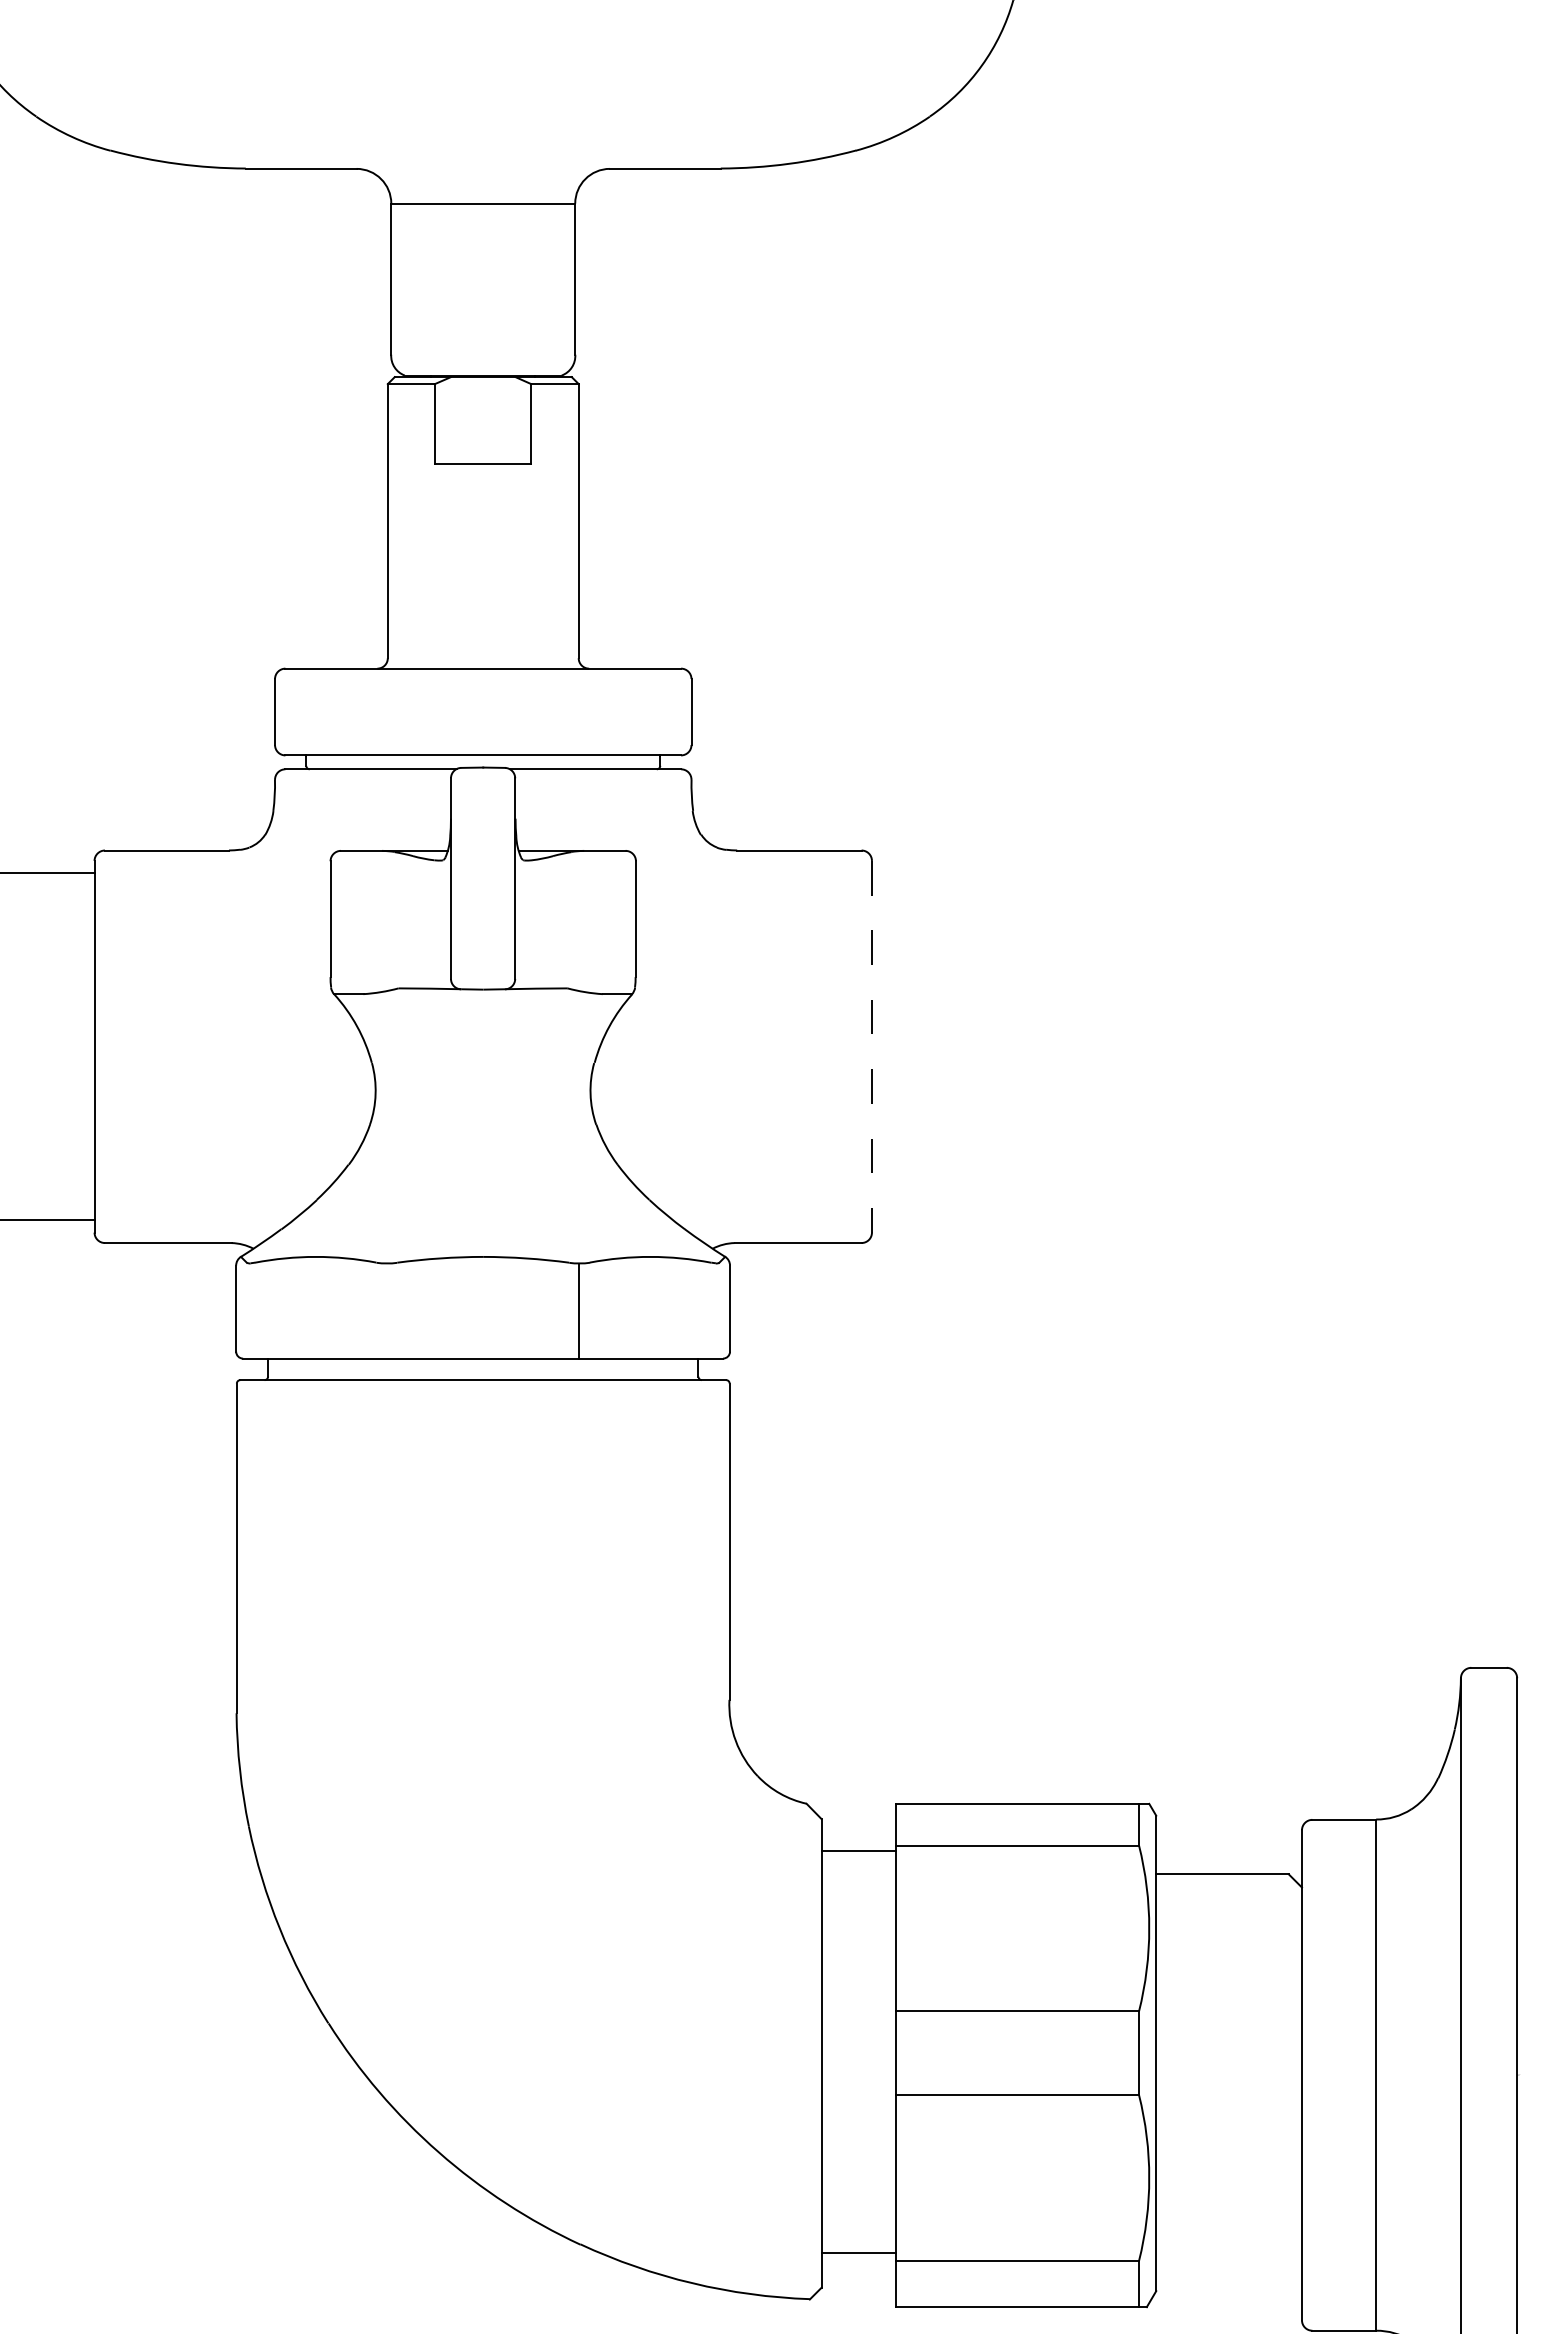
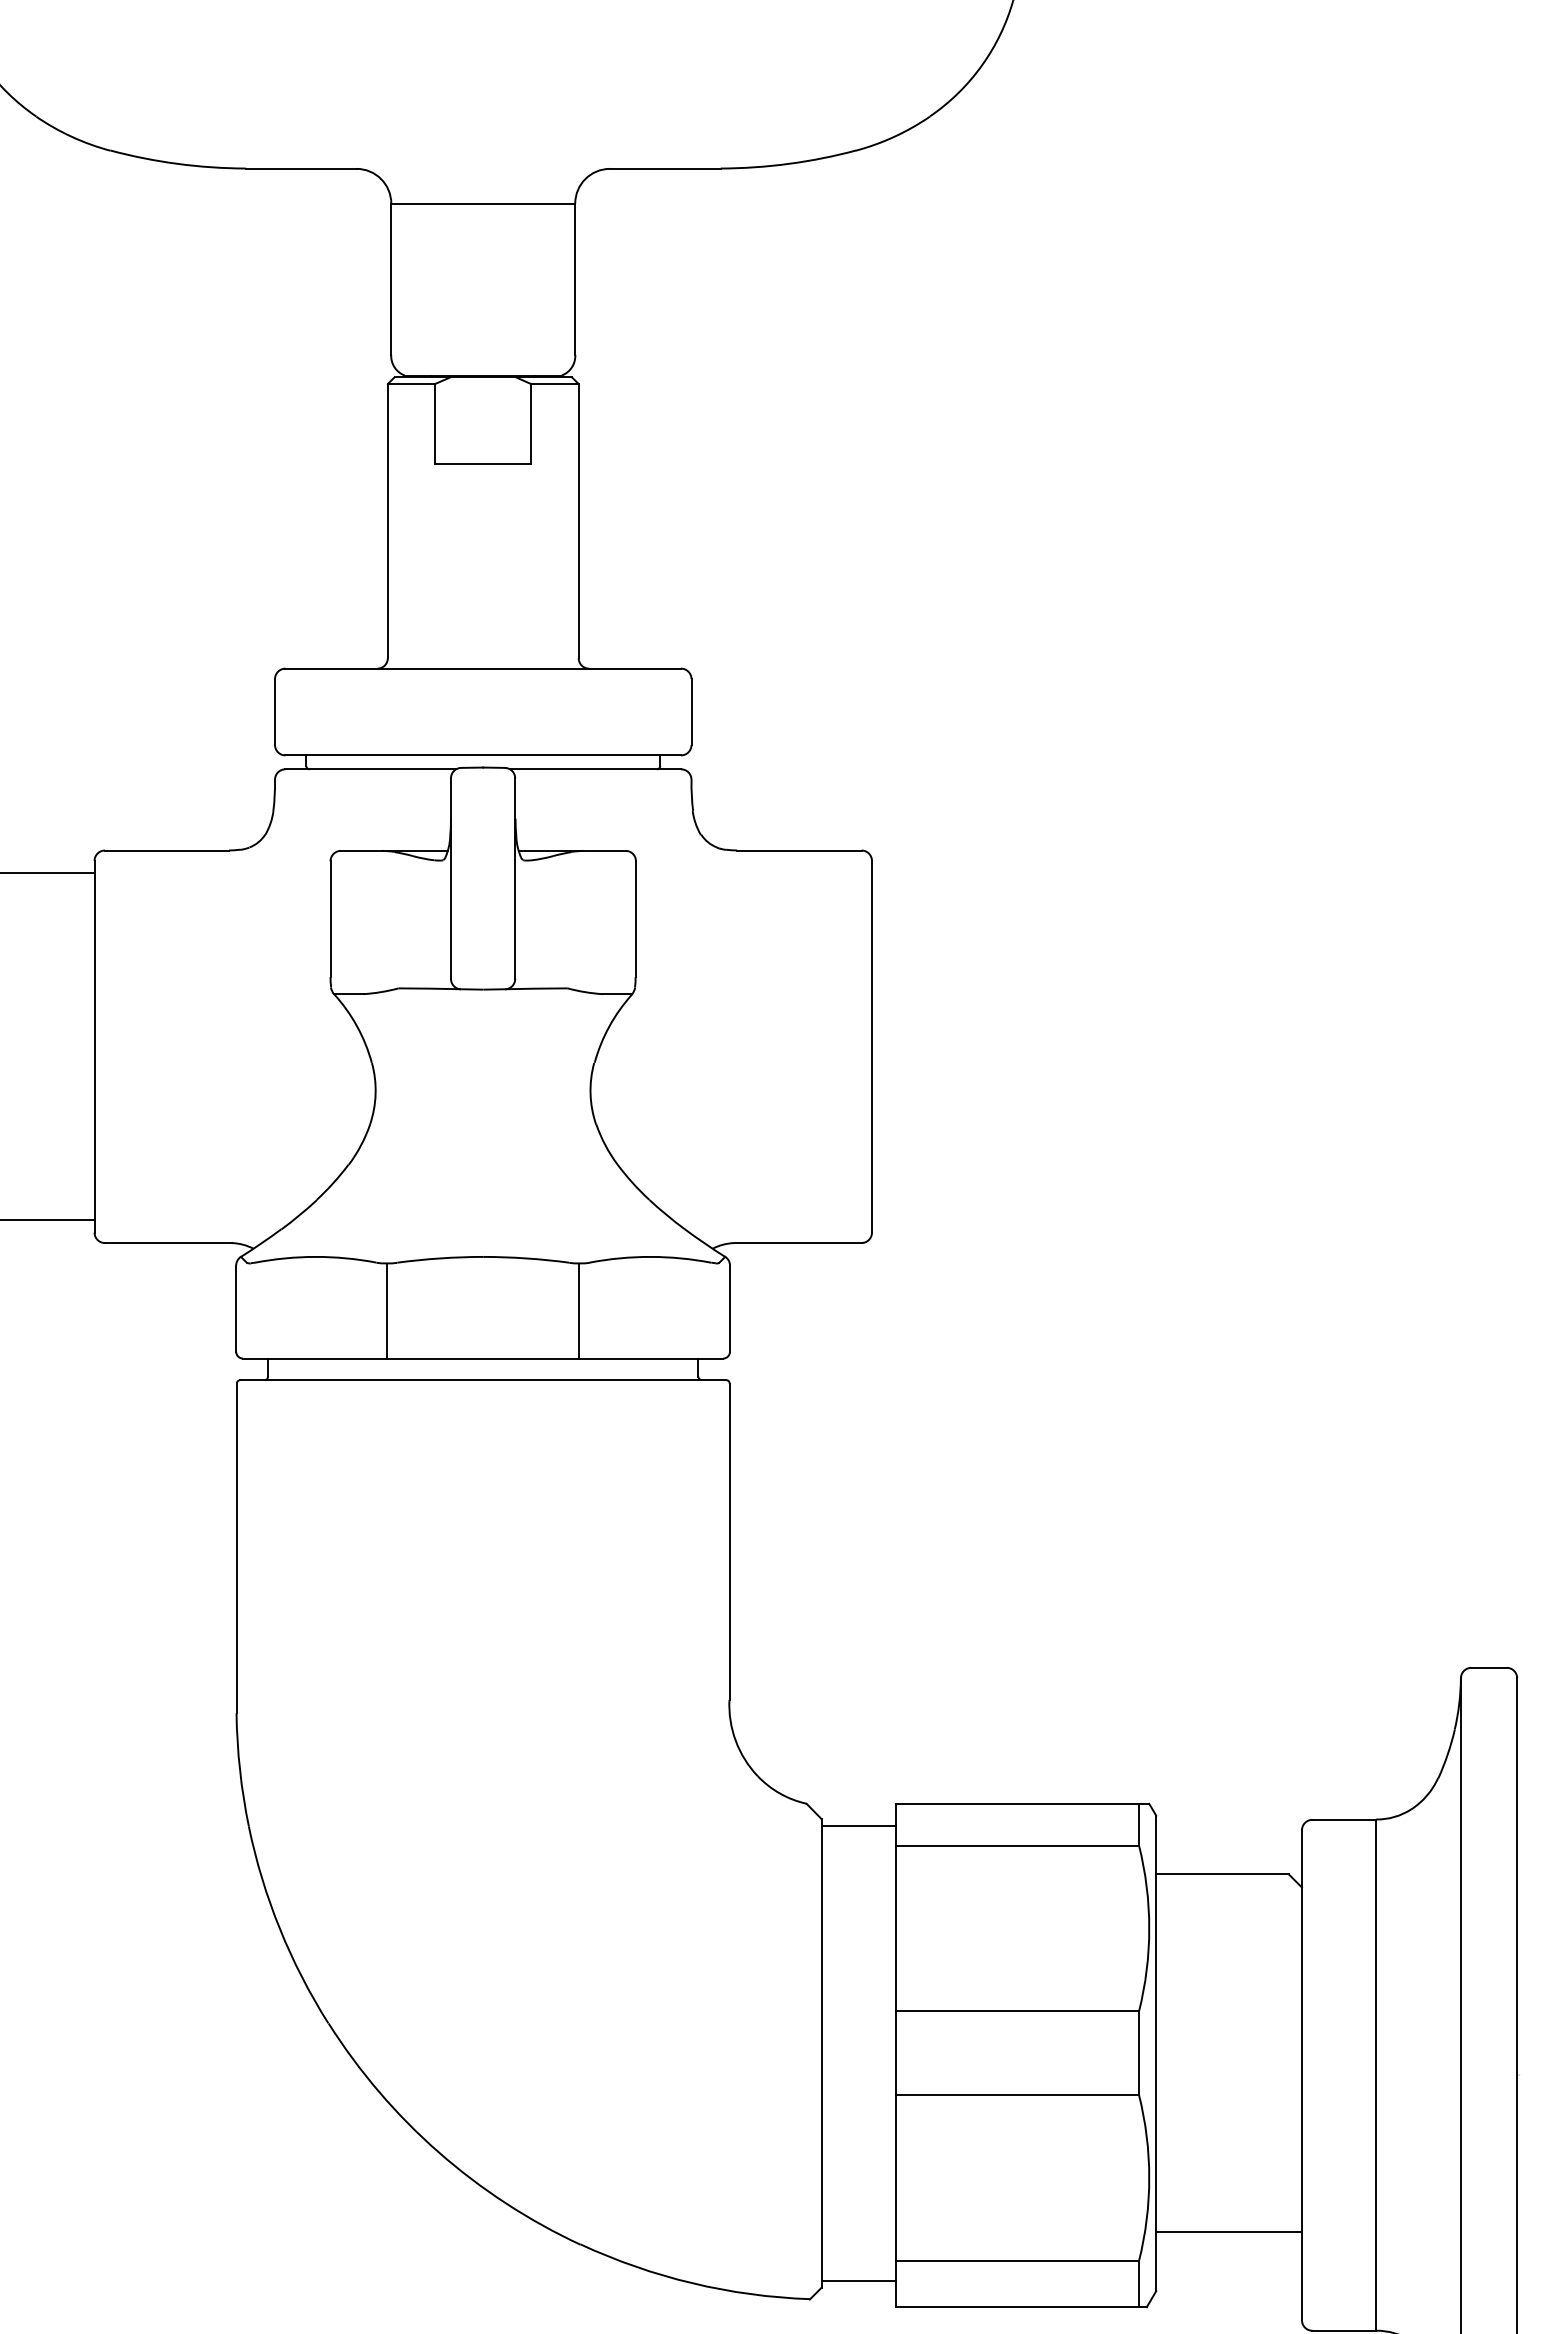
line: dashed -> solid (871, 1046)
line: none -> present (386, 1310)
line position: (858, 1850) -> (858, 1825) (858, 1825)
line: none -> present (1228, 2232)
line position: (858, 2252) -> (858, 2280) (858, 2280)
